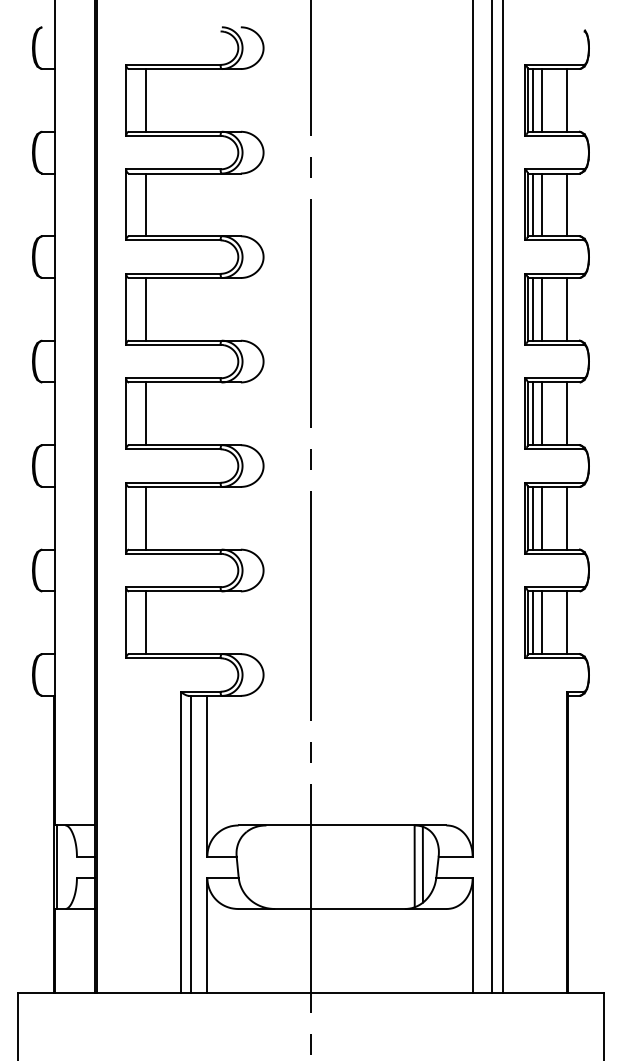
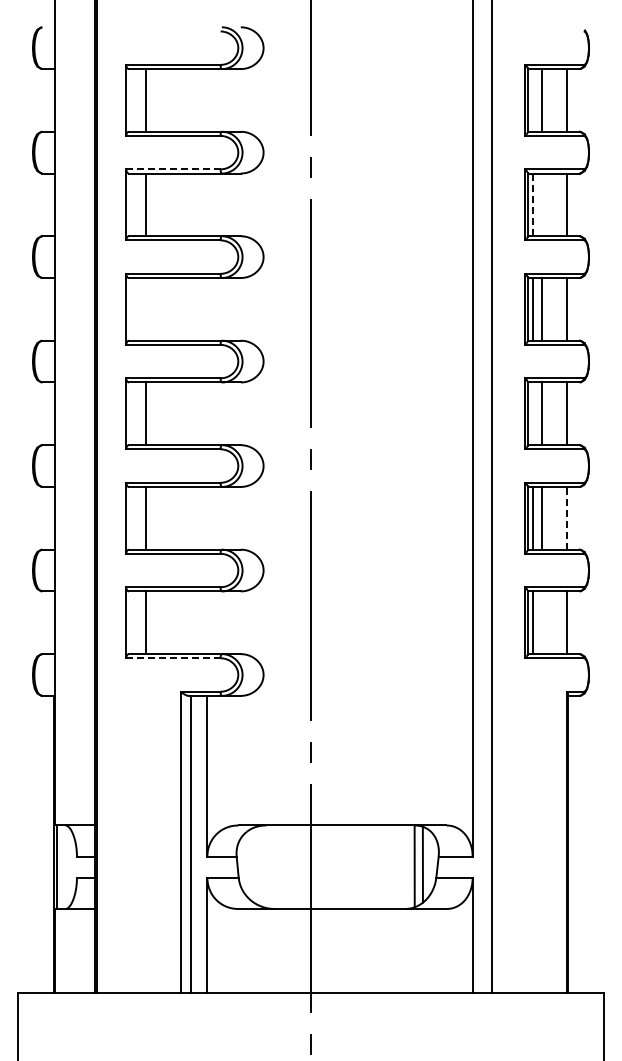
line: present -> none (532, 100)
line: solid -> dashed (172, 169)
line: solid -> dashed (532, 204)
line: present -> none (541, 204)
line: present -> none (146, 309)
line: present -> none (532, 413)
line: present -> none (502, 497)
line: solid -> dashed (566, 517)
line: present -> none (541, 622)
line: solid -> dashed (173, 658)
